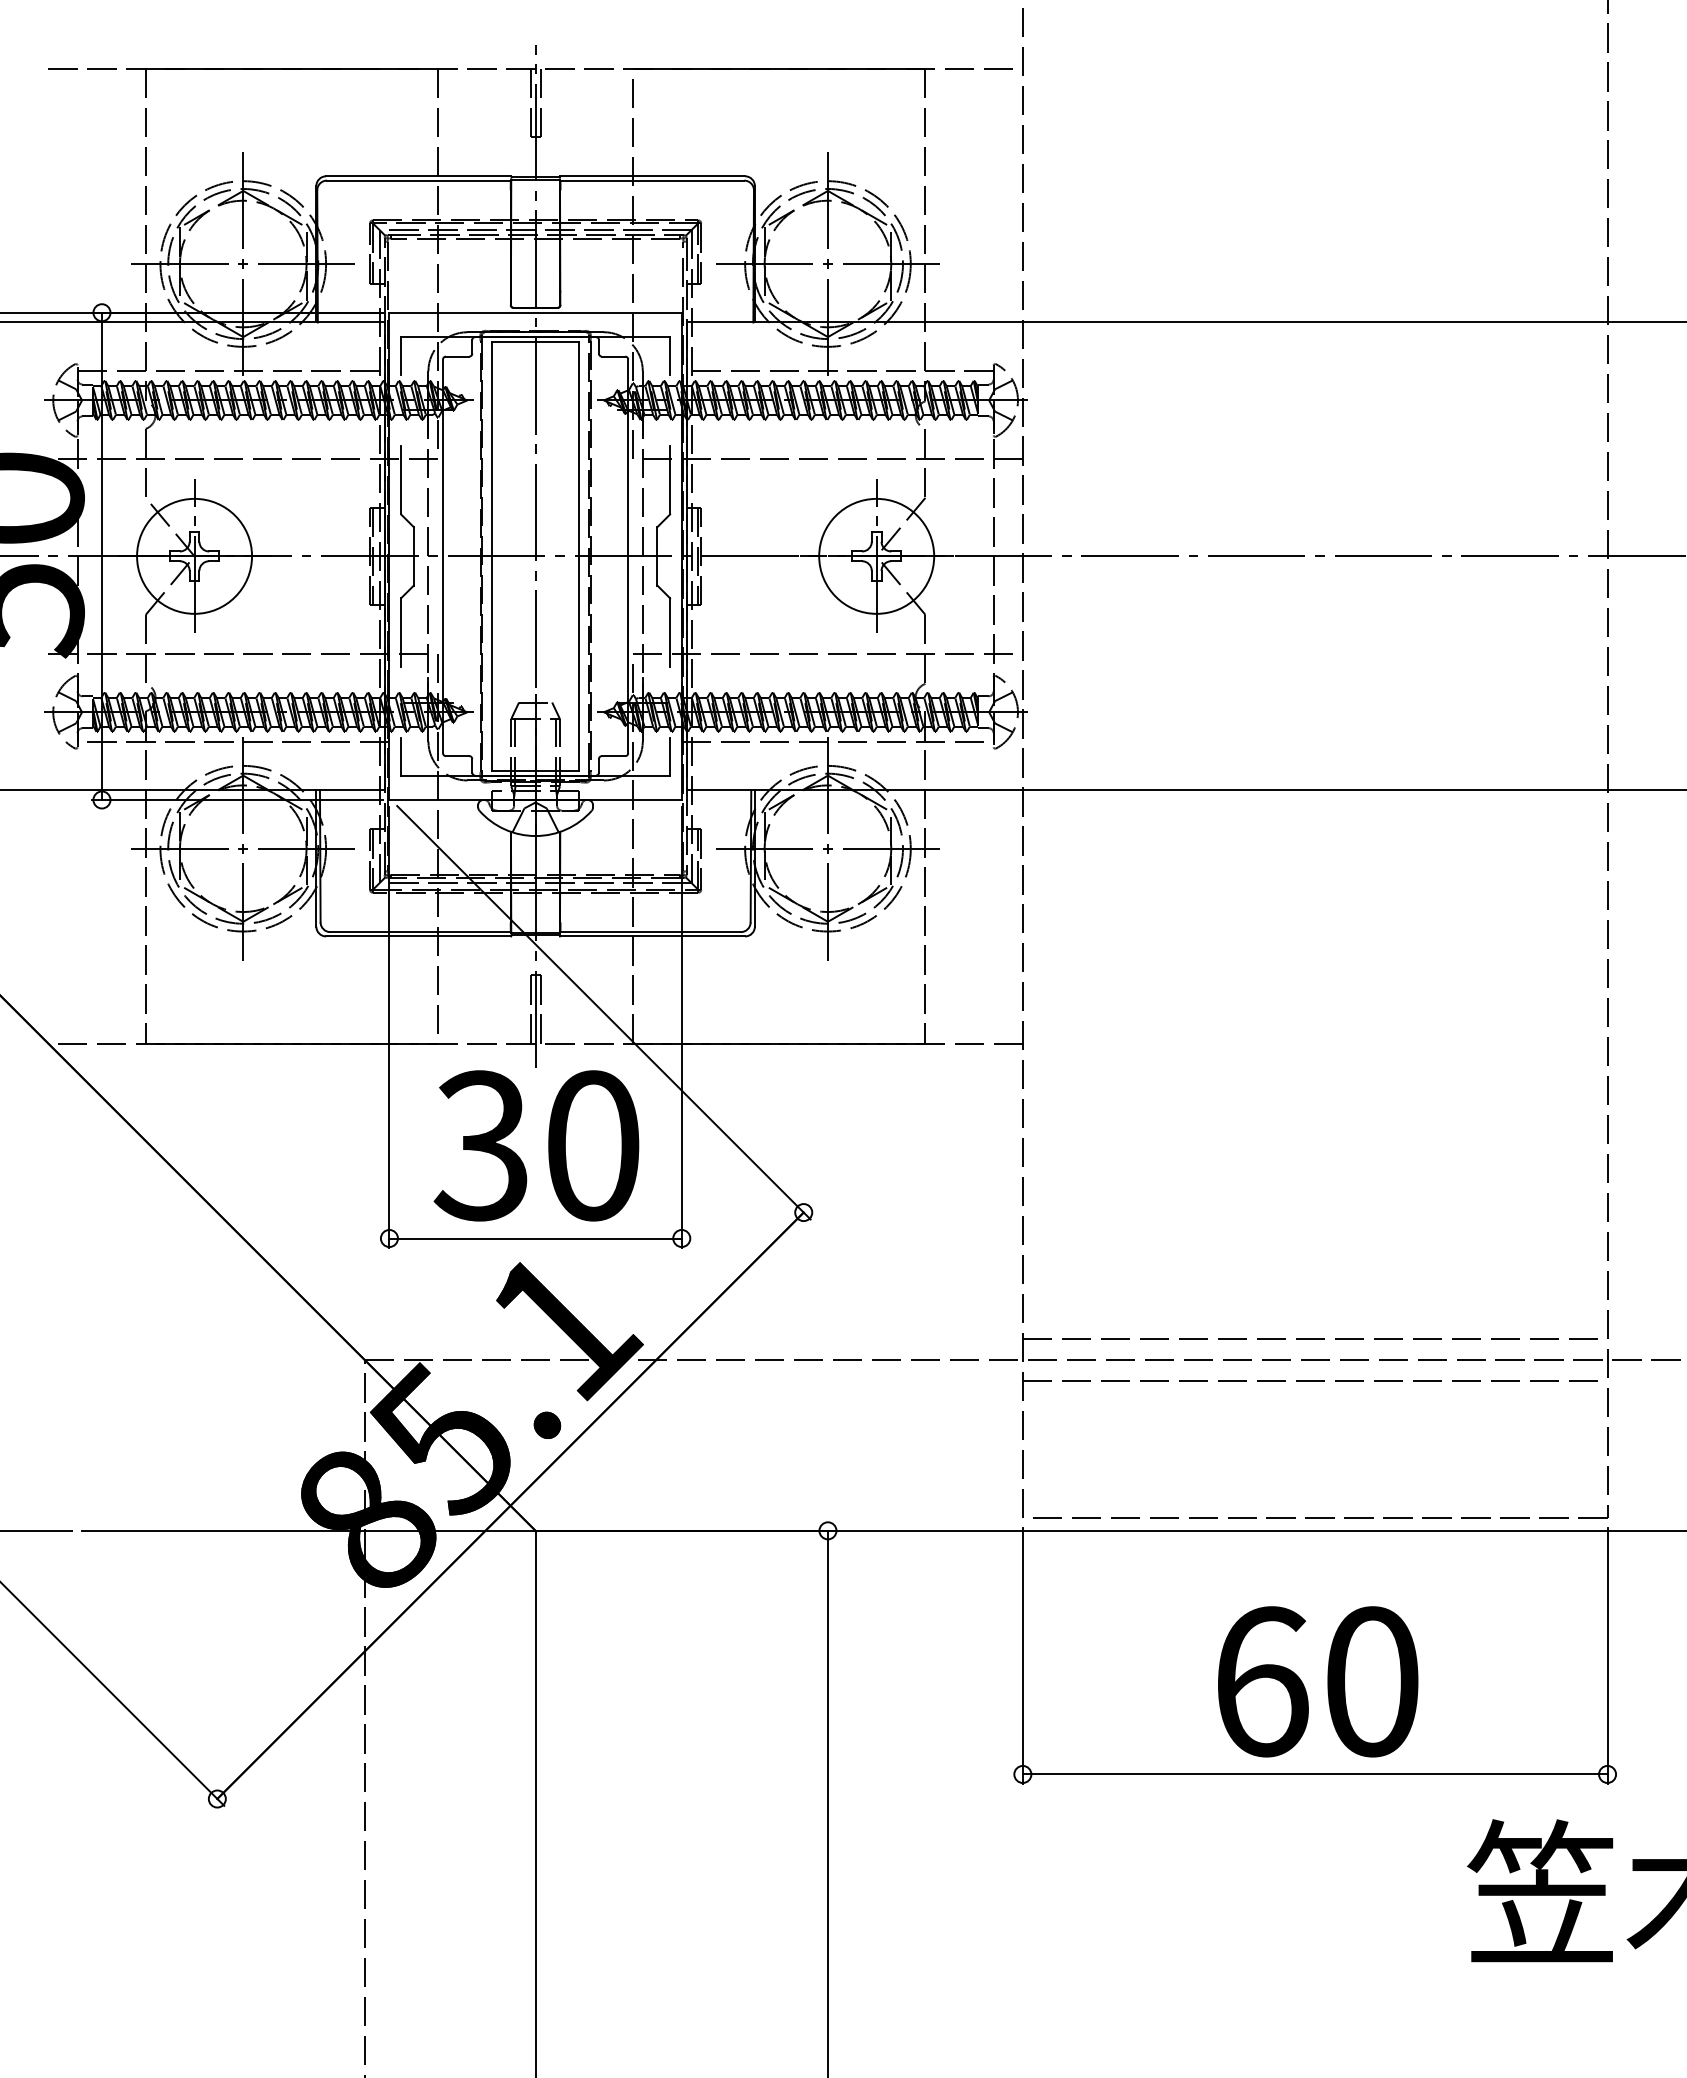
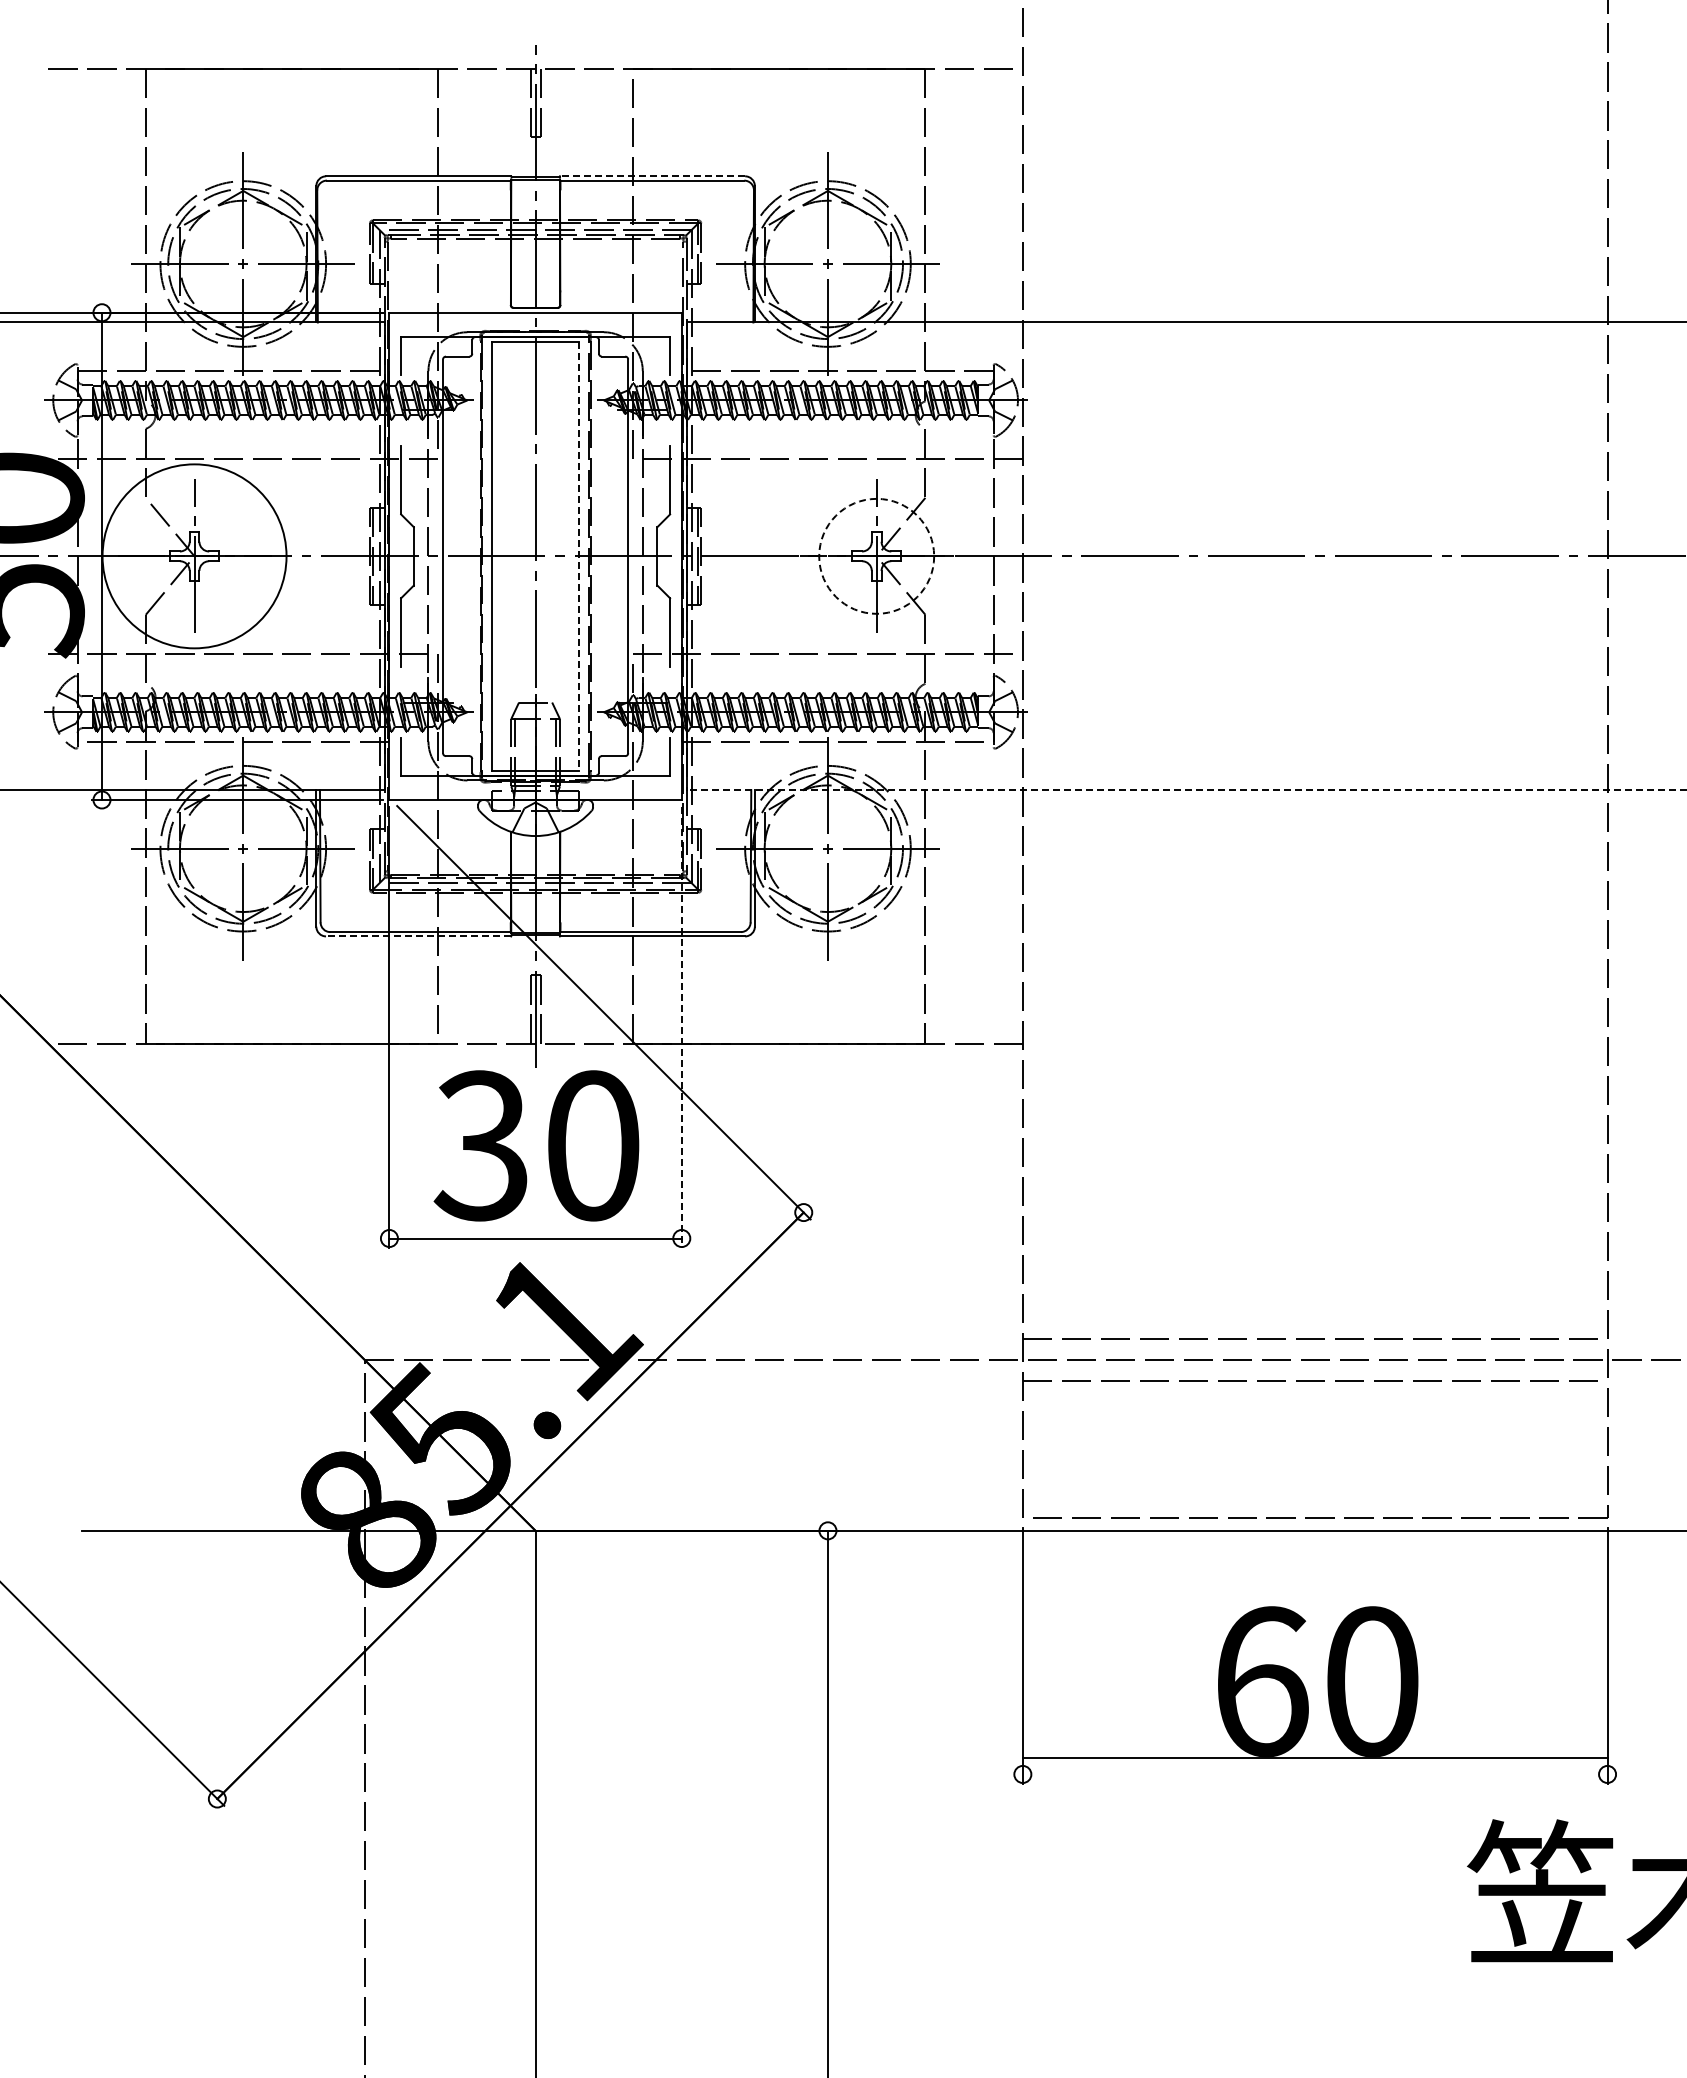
line: solid -> dashed (652, 176)
circle diameter: 115 px -> 184 px (194, 556)
circle: solid -> dashed (876, 555)
line: solid -> dashed (579, 556)
line: solid -> dashed (1186, 790)
line: solid -> dashed (418, 936)
line: solid -> dashed (681, 1027)
line: present -> none (37, 1530)
line position: (1314, 1774) -> (1314, 1758) (1314, 1758)
